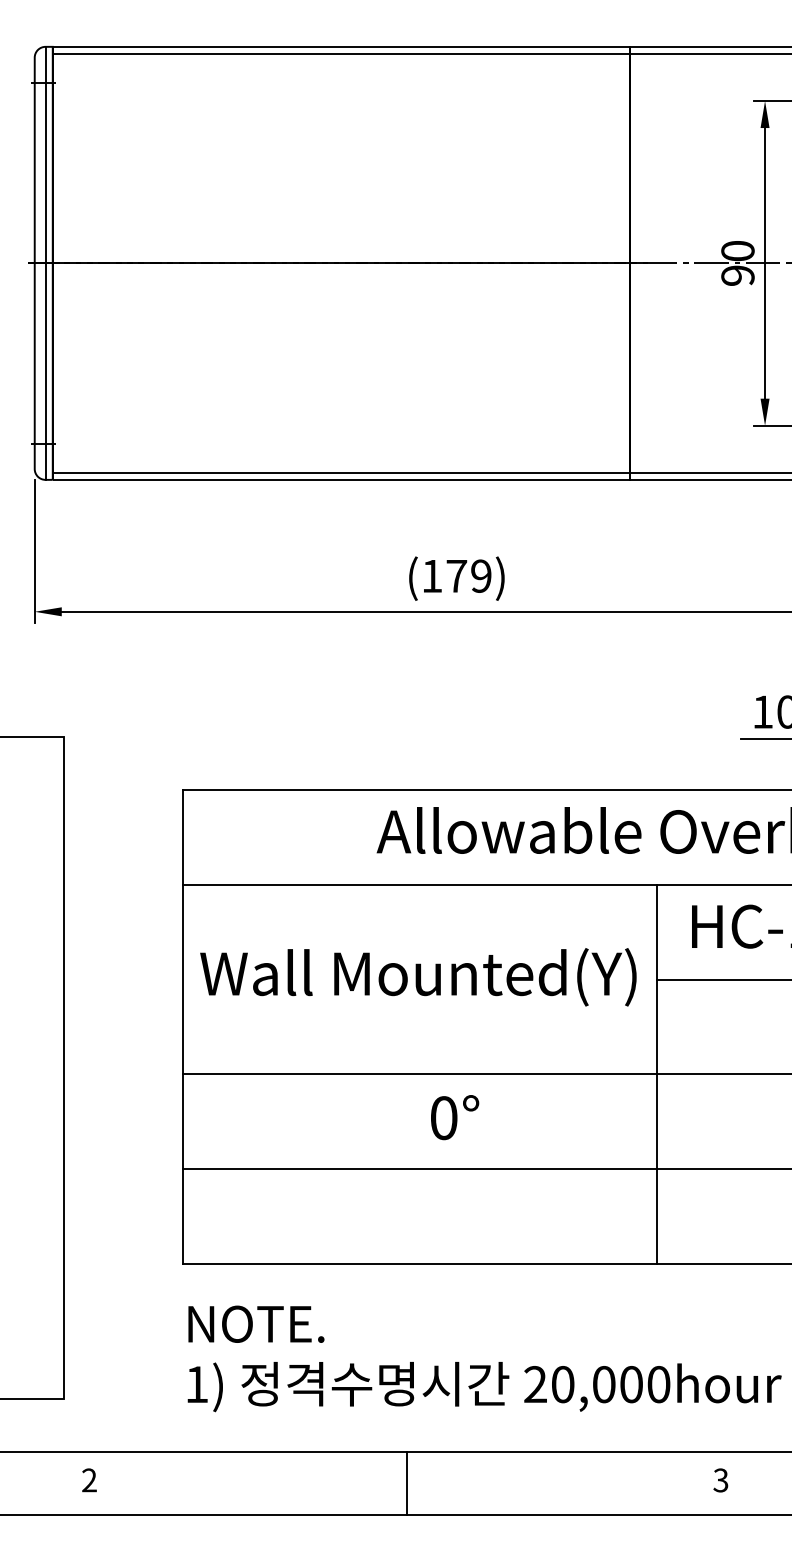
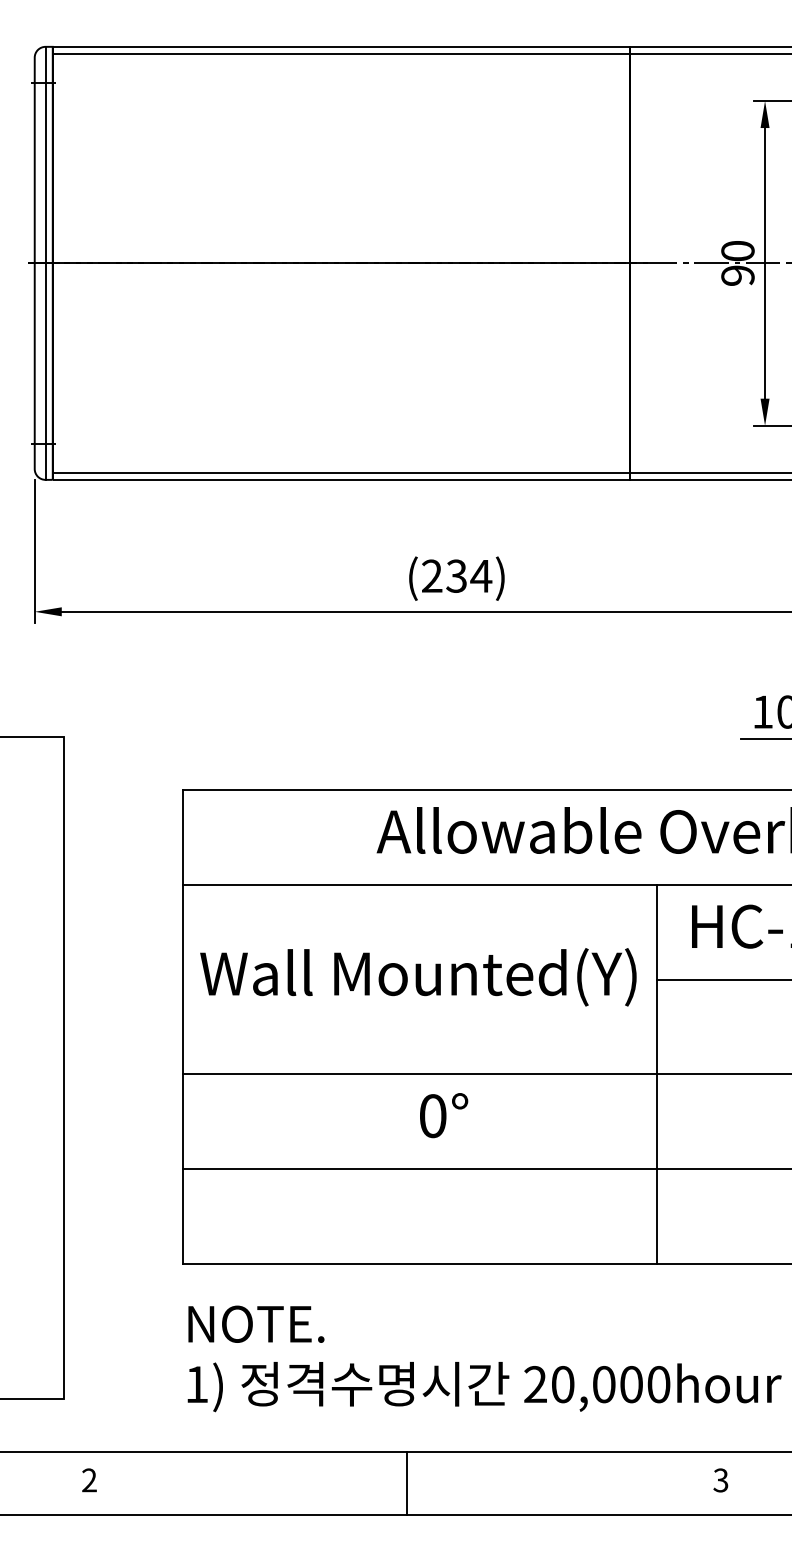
text: (179) -> (234) (457, 575)
text position: (455, 1117) -> (444, 1115) (444, 1115)
